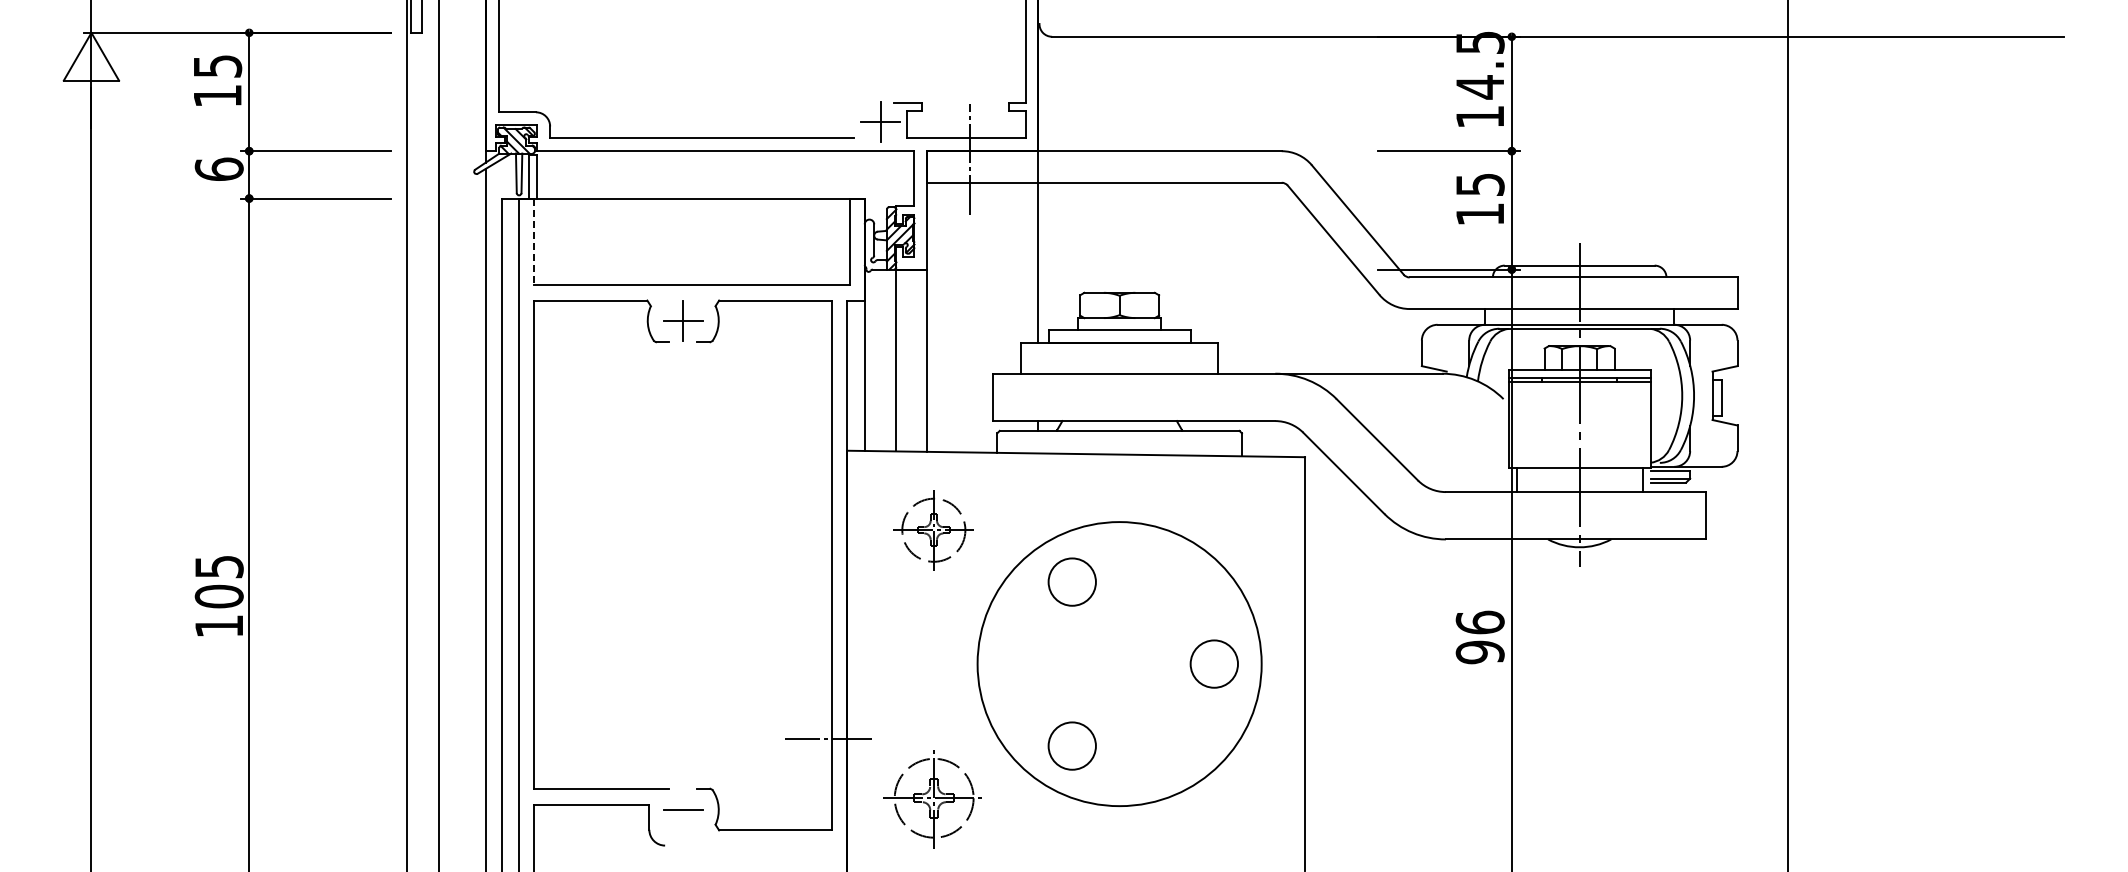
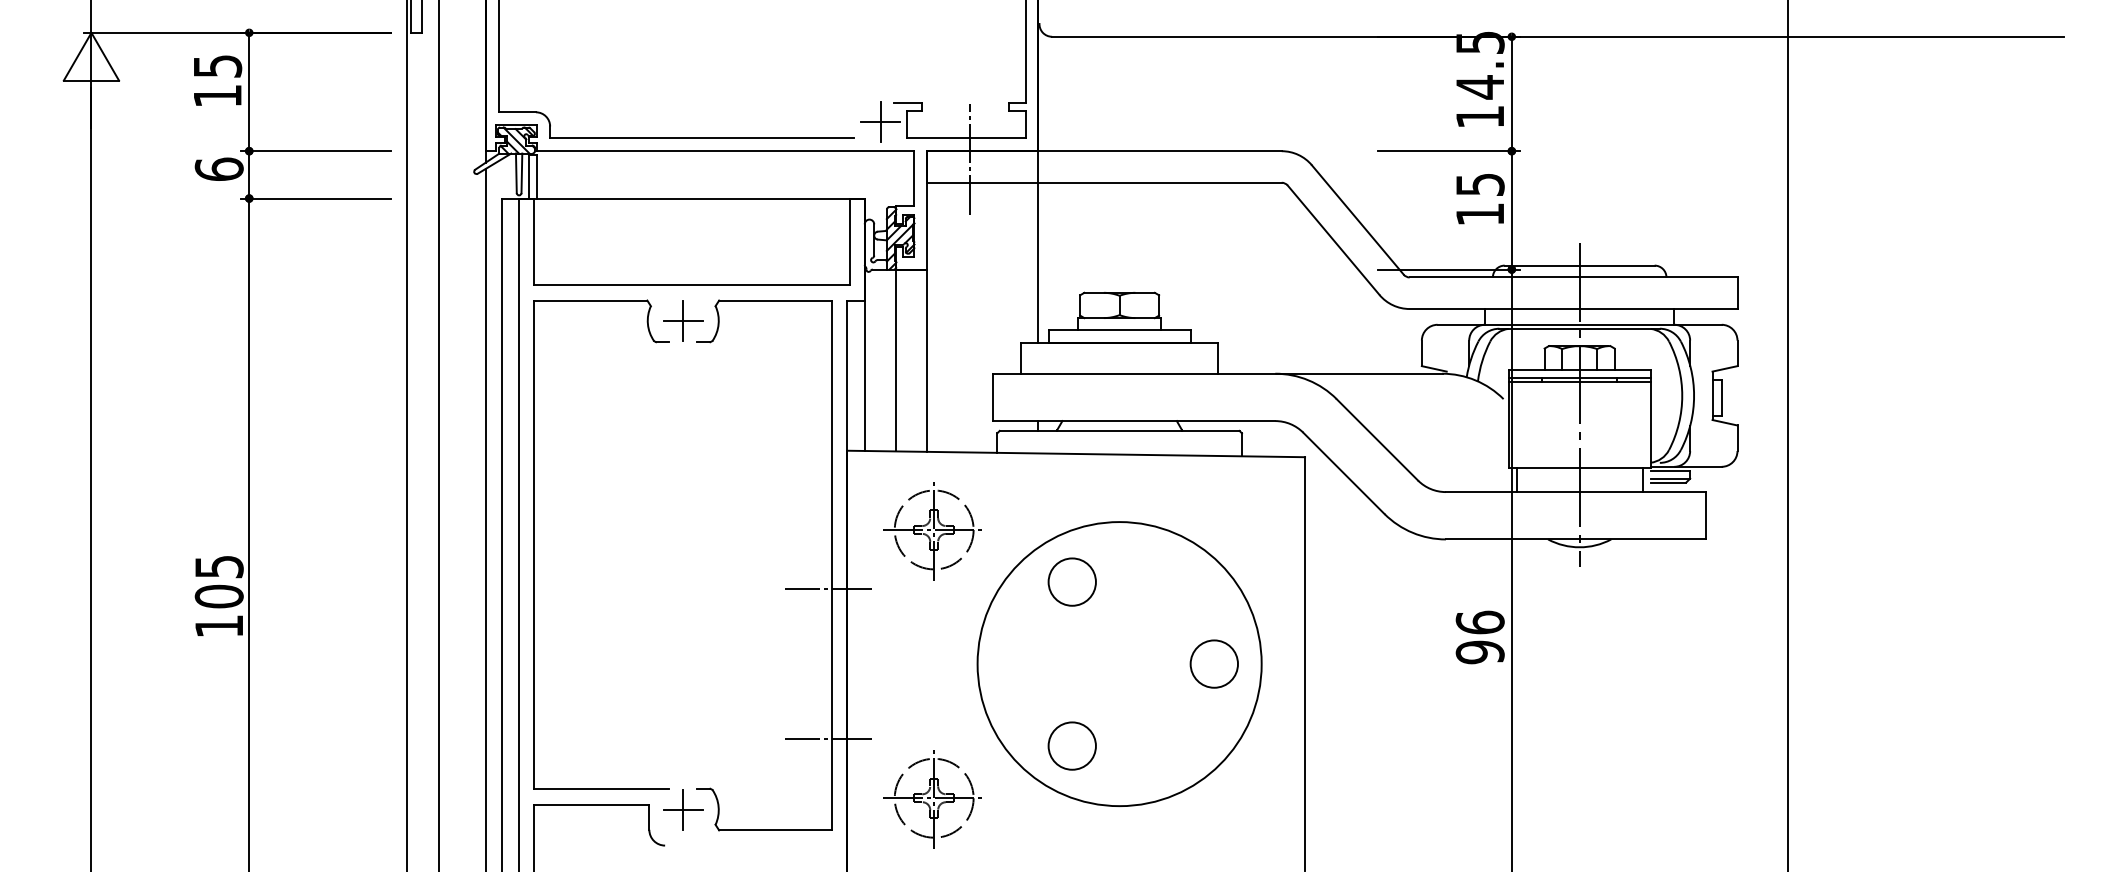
line: dashed -> solid (534, 242)
part size: 81x81 px -> 99x99 px (932, 531)
line: none -> present (827, 589)
line: none -> present (683, 809)
